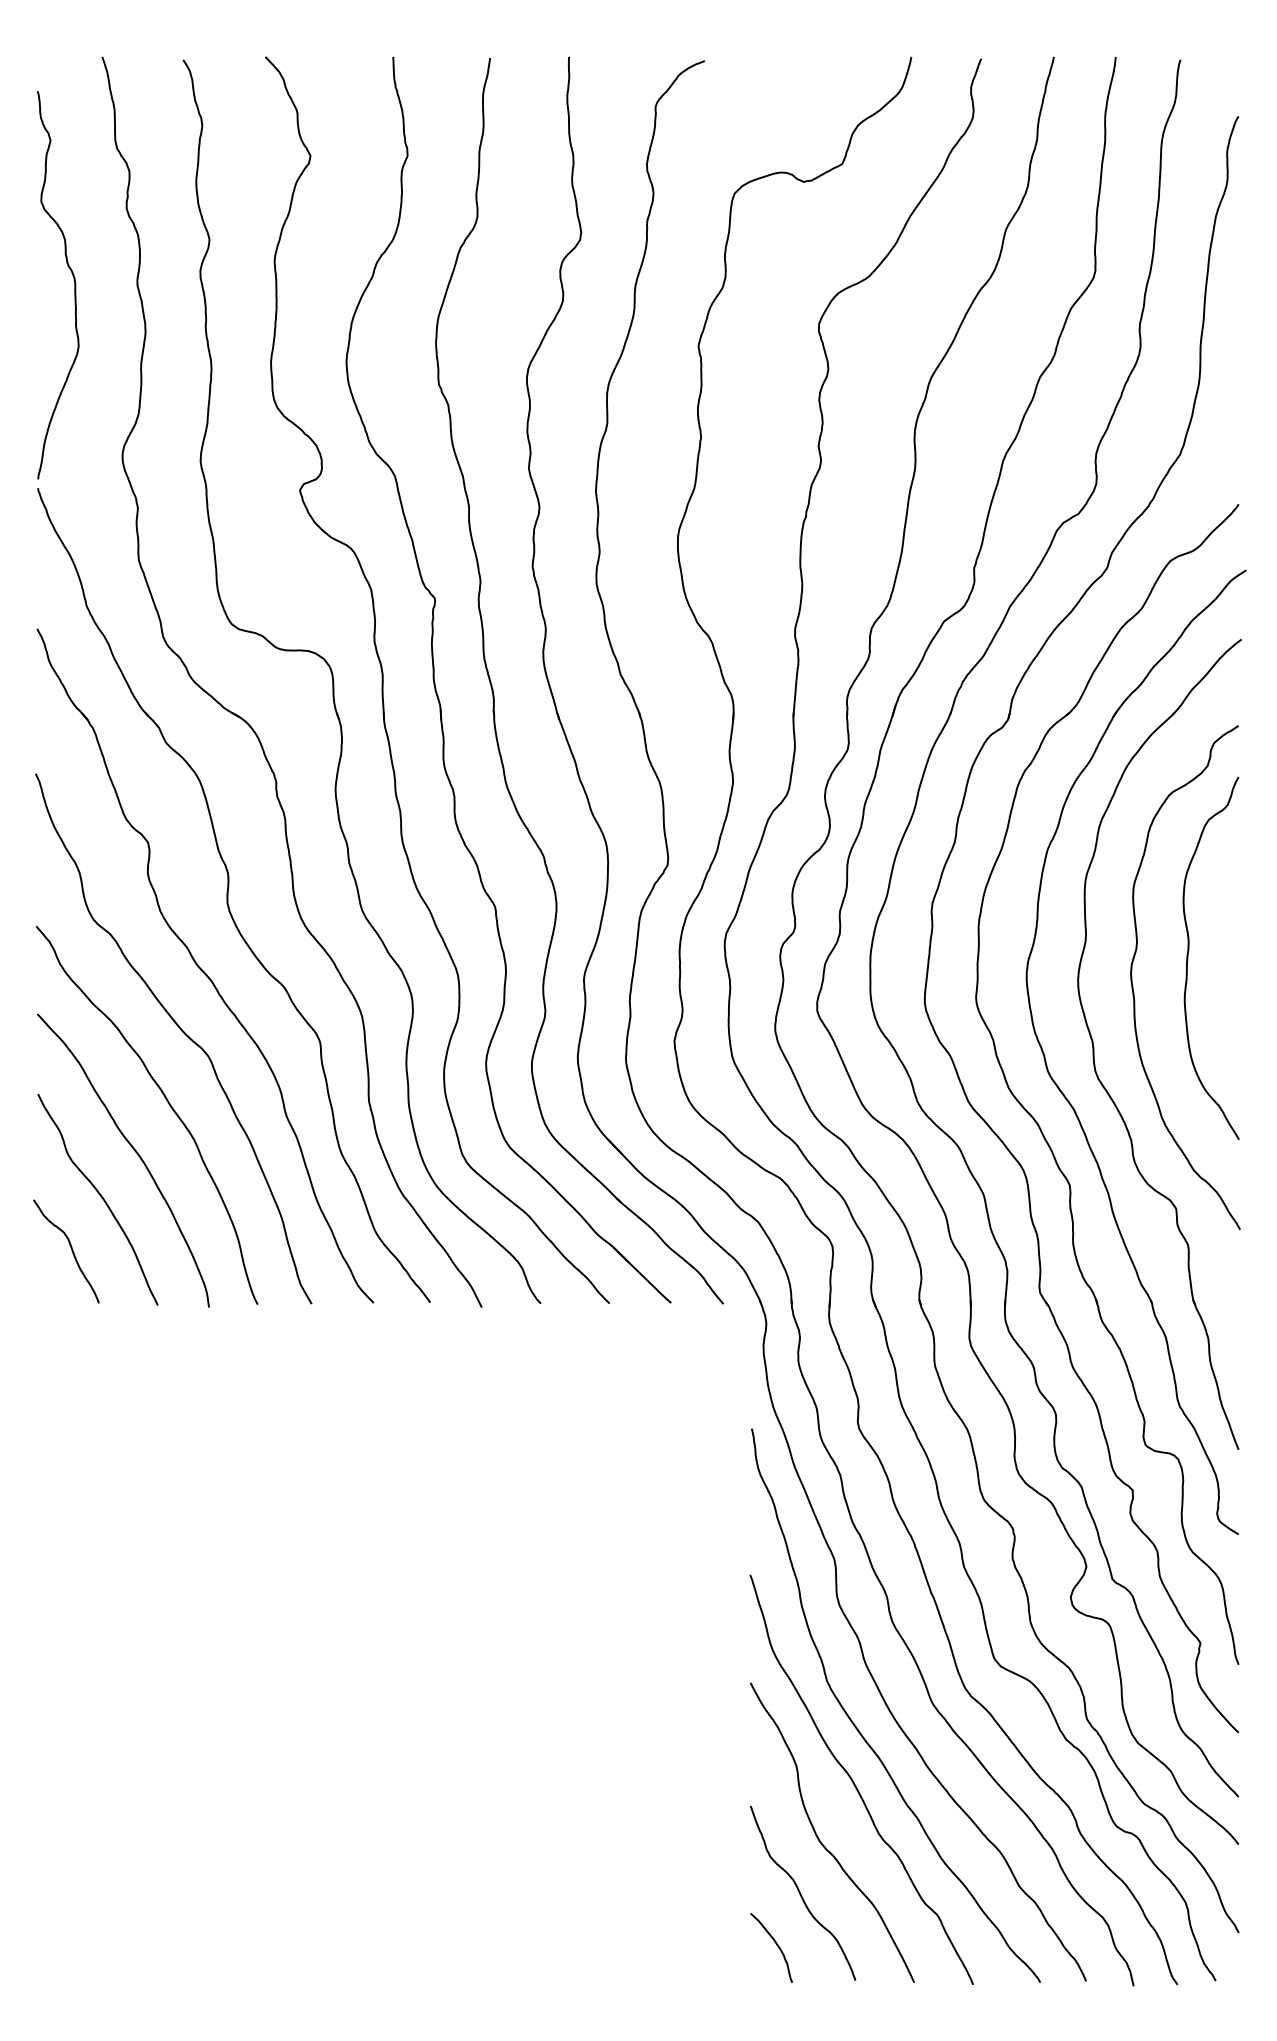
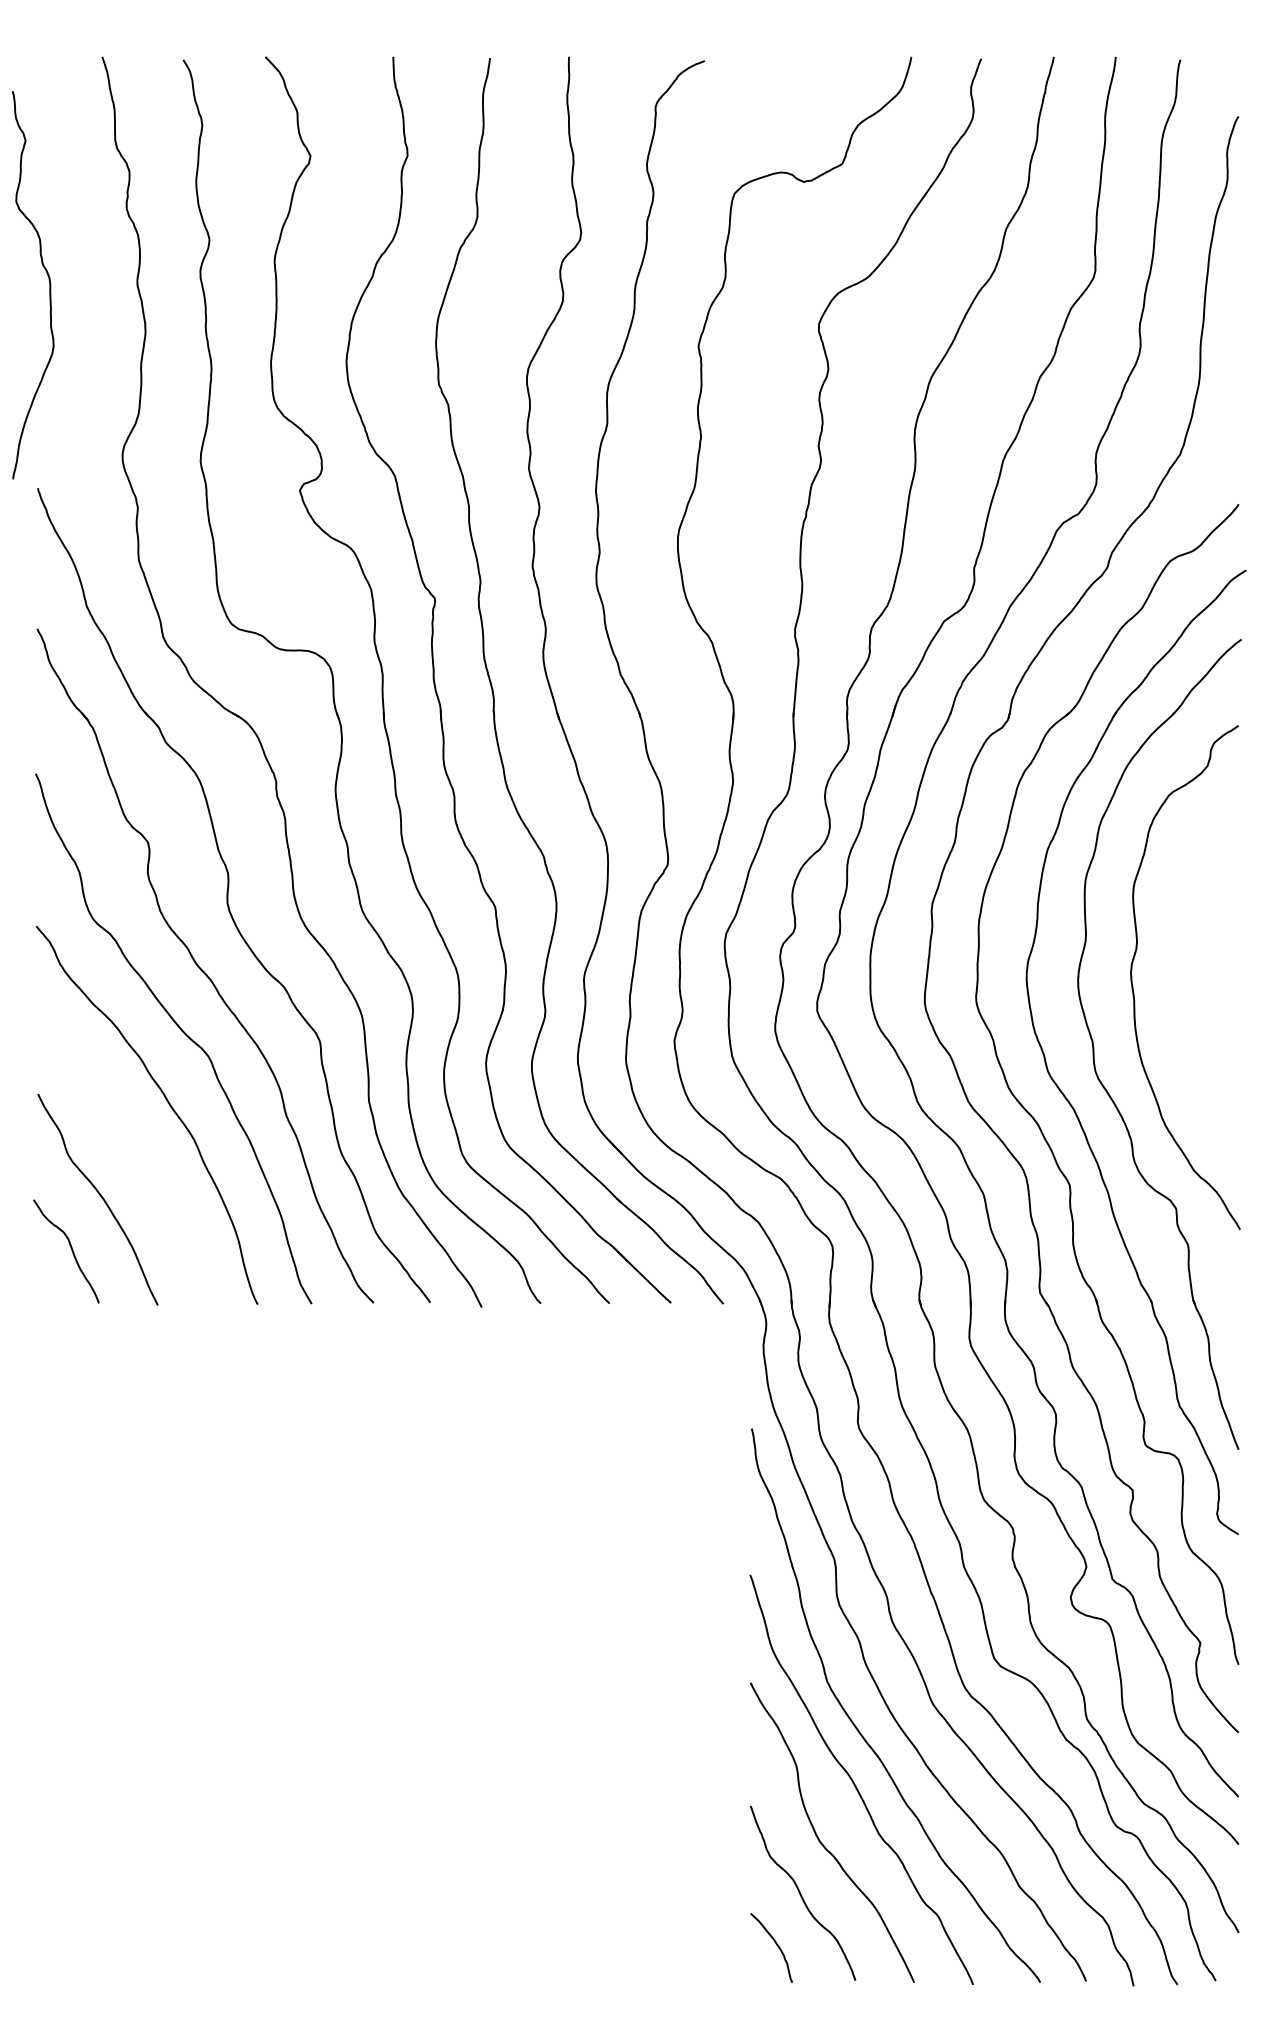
curve position: (73, 280) -> (48, 280) (48, 280)
curve: present -> none (1188, 957)
curve: present -> none (134, 1151)
